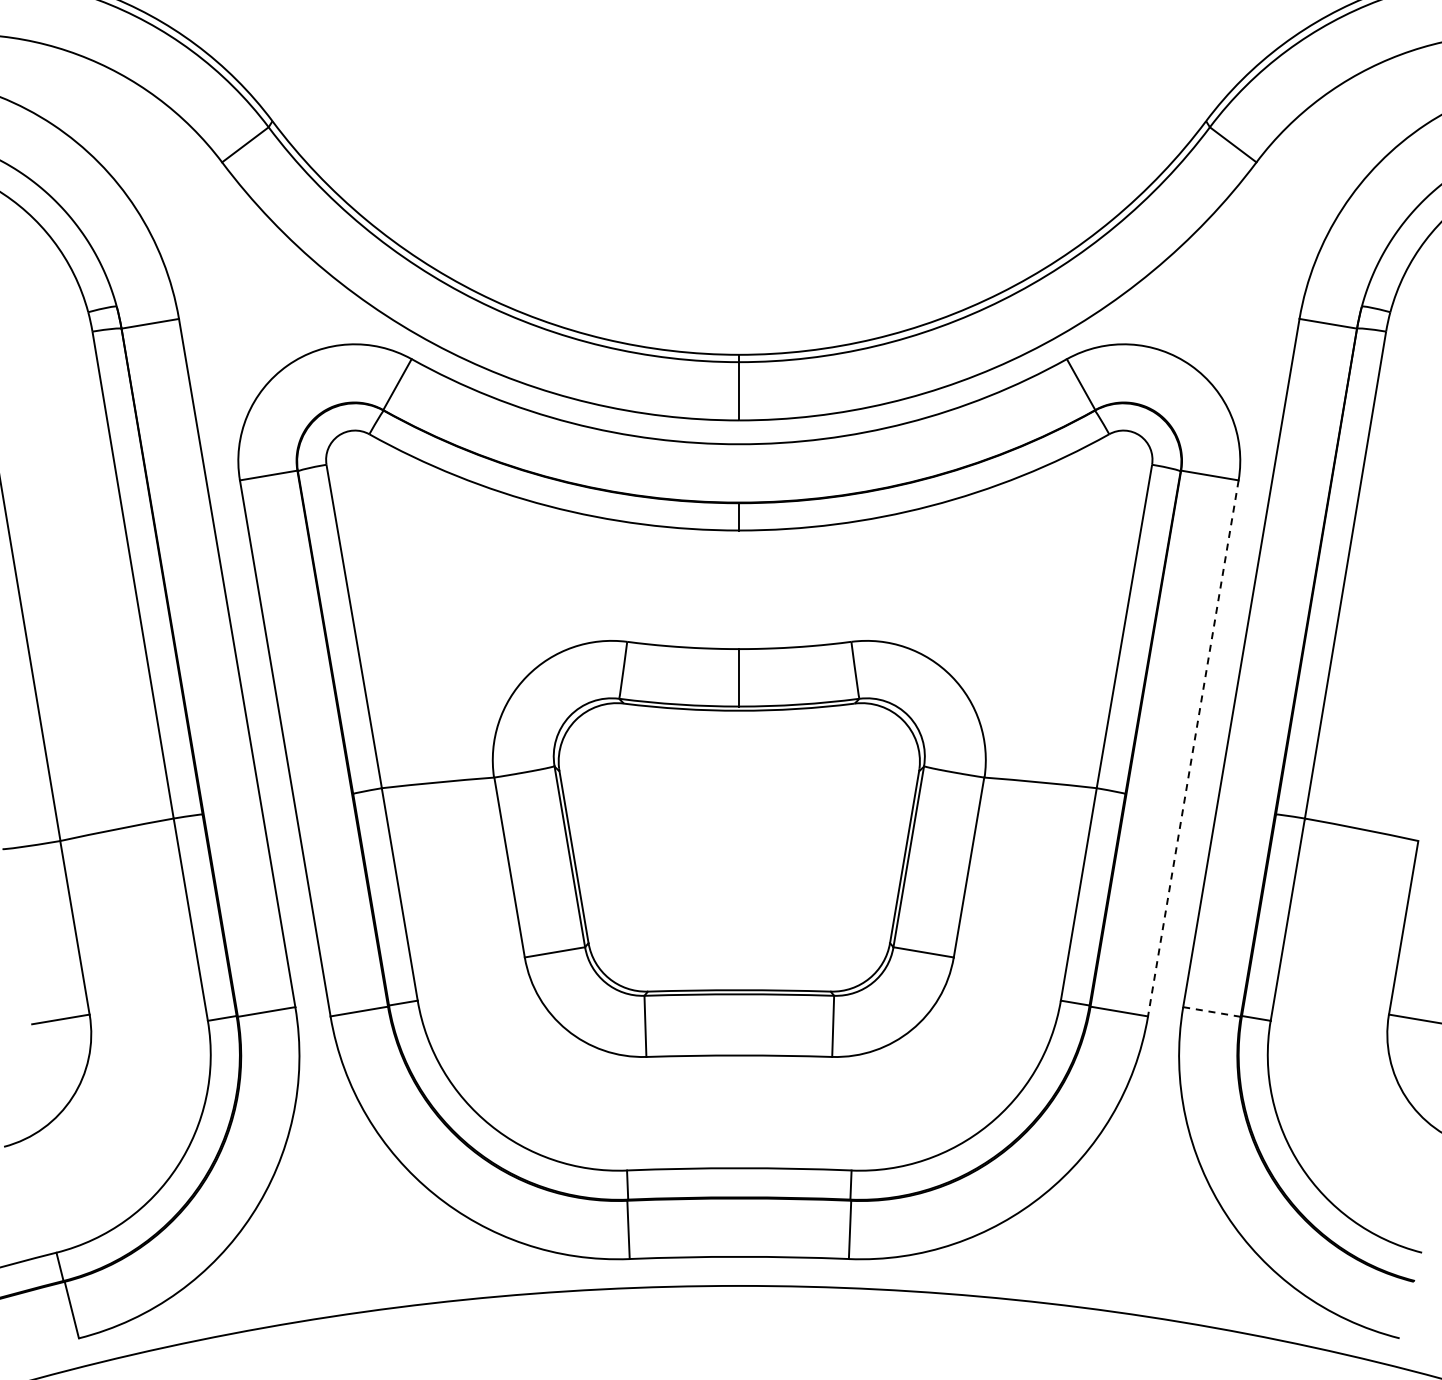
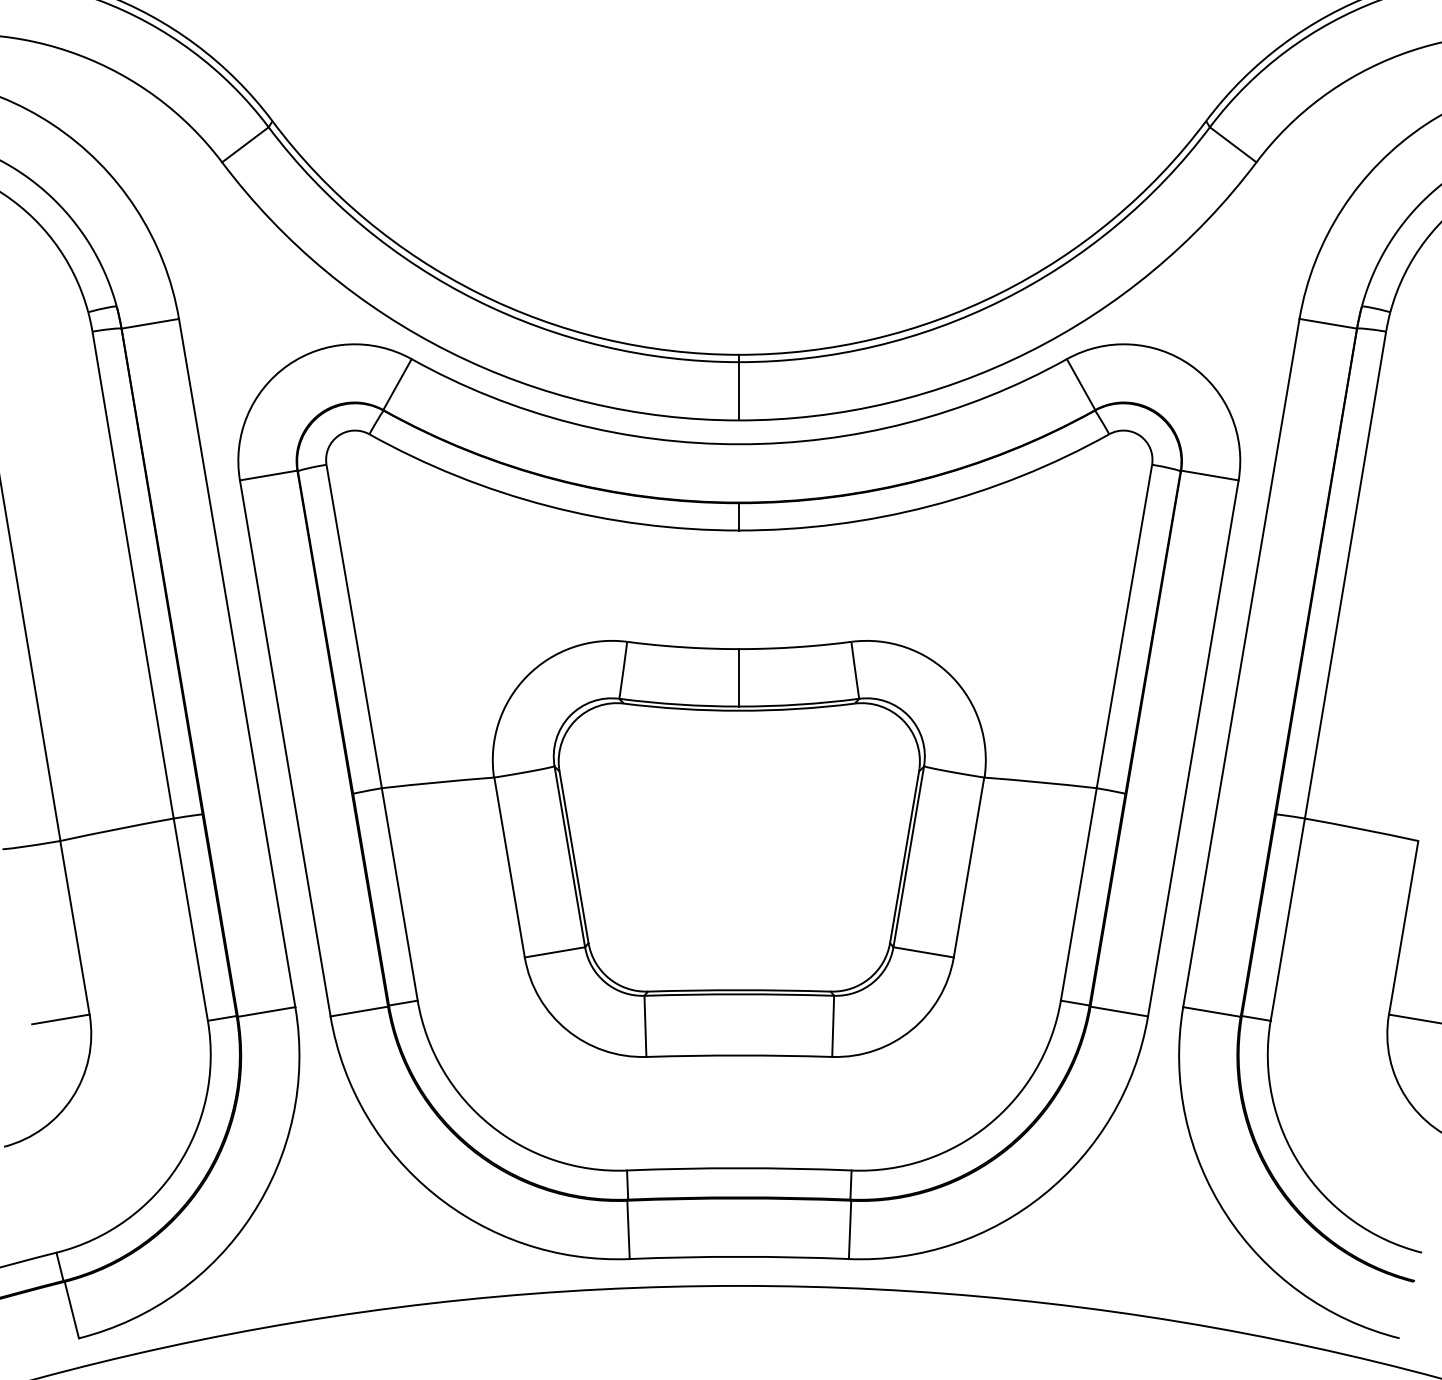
line: dashed -> solid (1193, 748)
line: dashed -> solid (1211, 1011)
